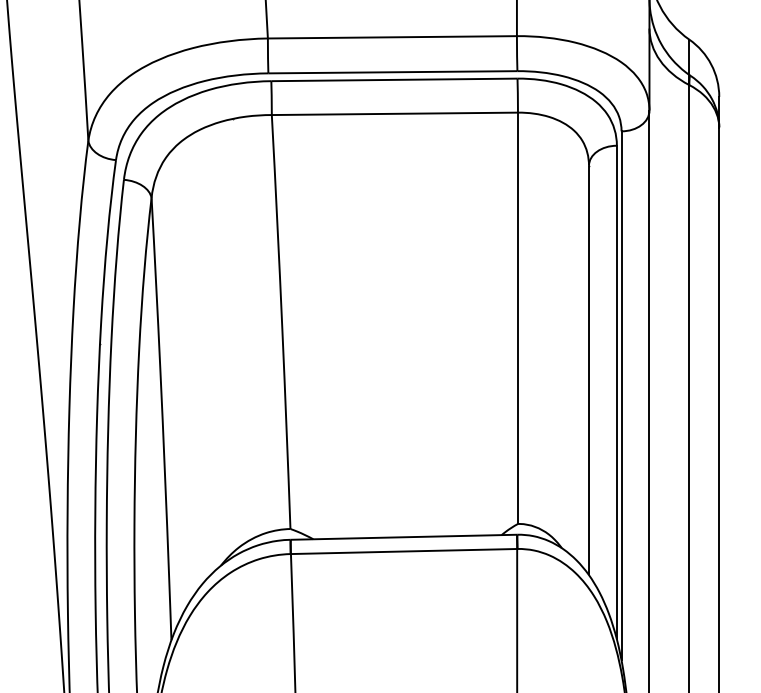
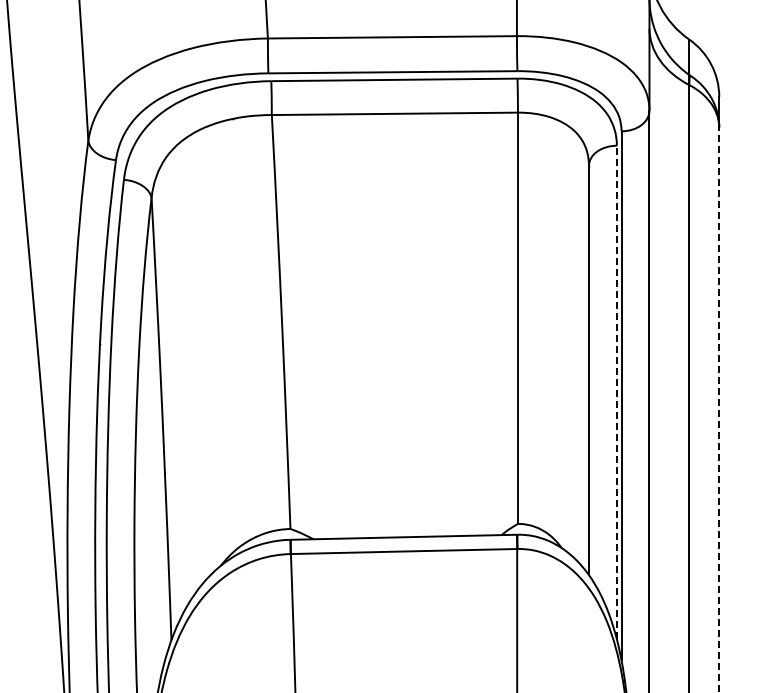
line: solid -> dashed (616, 392)
line: solid -> dashed (719, 409)
